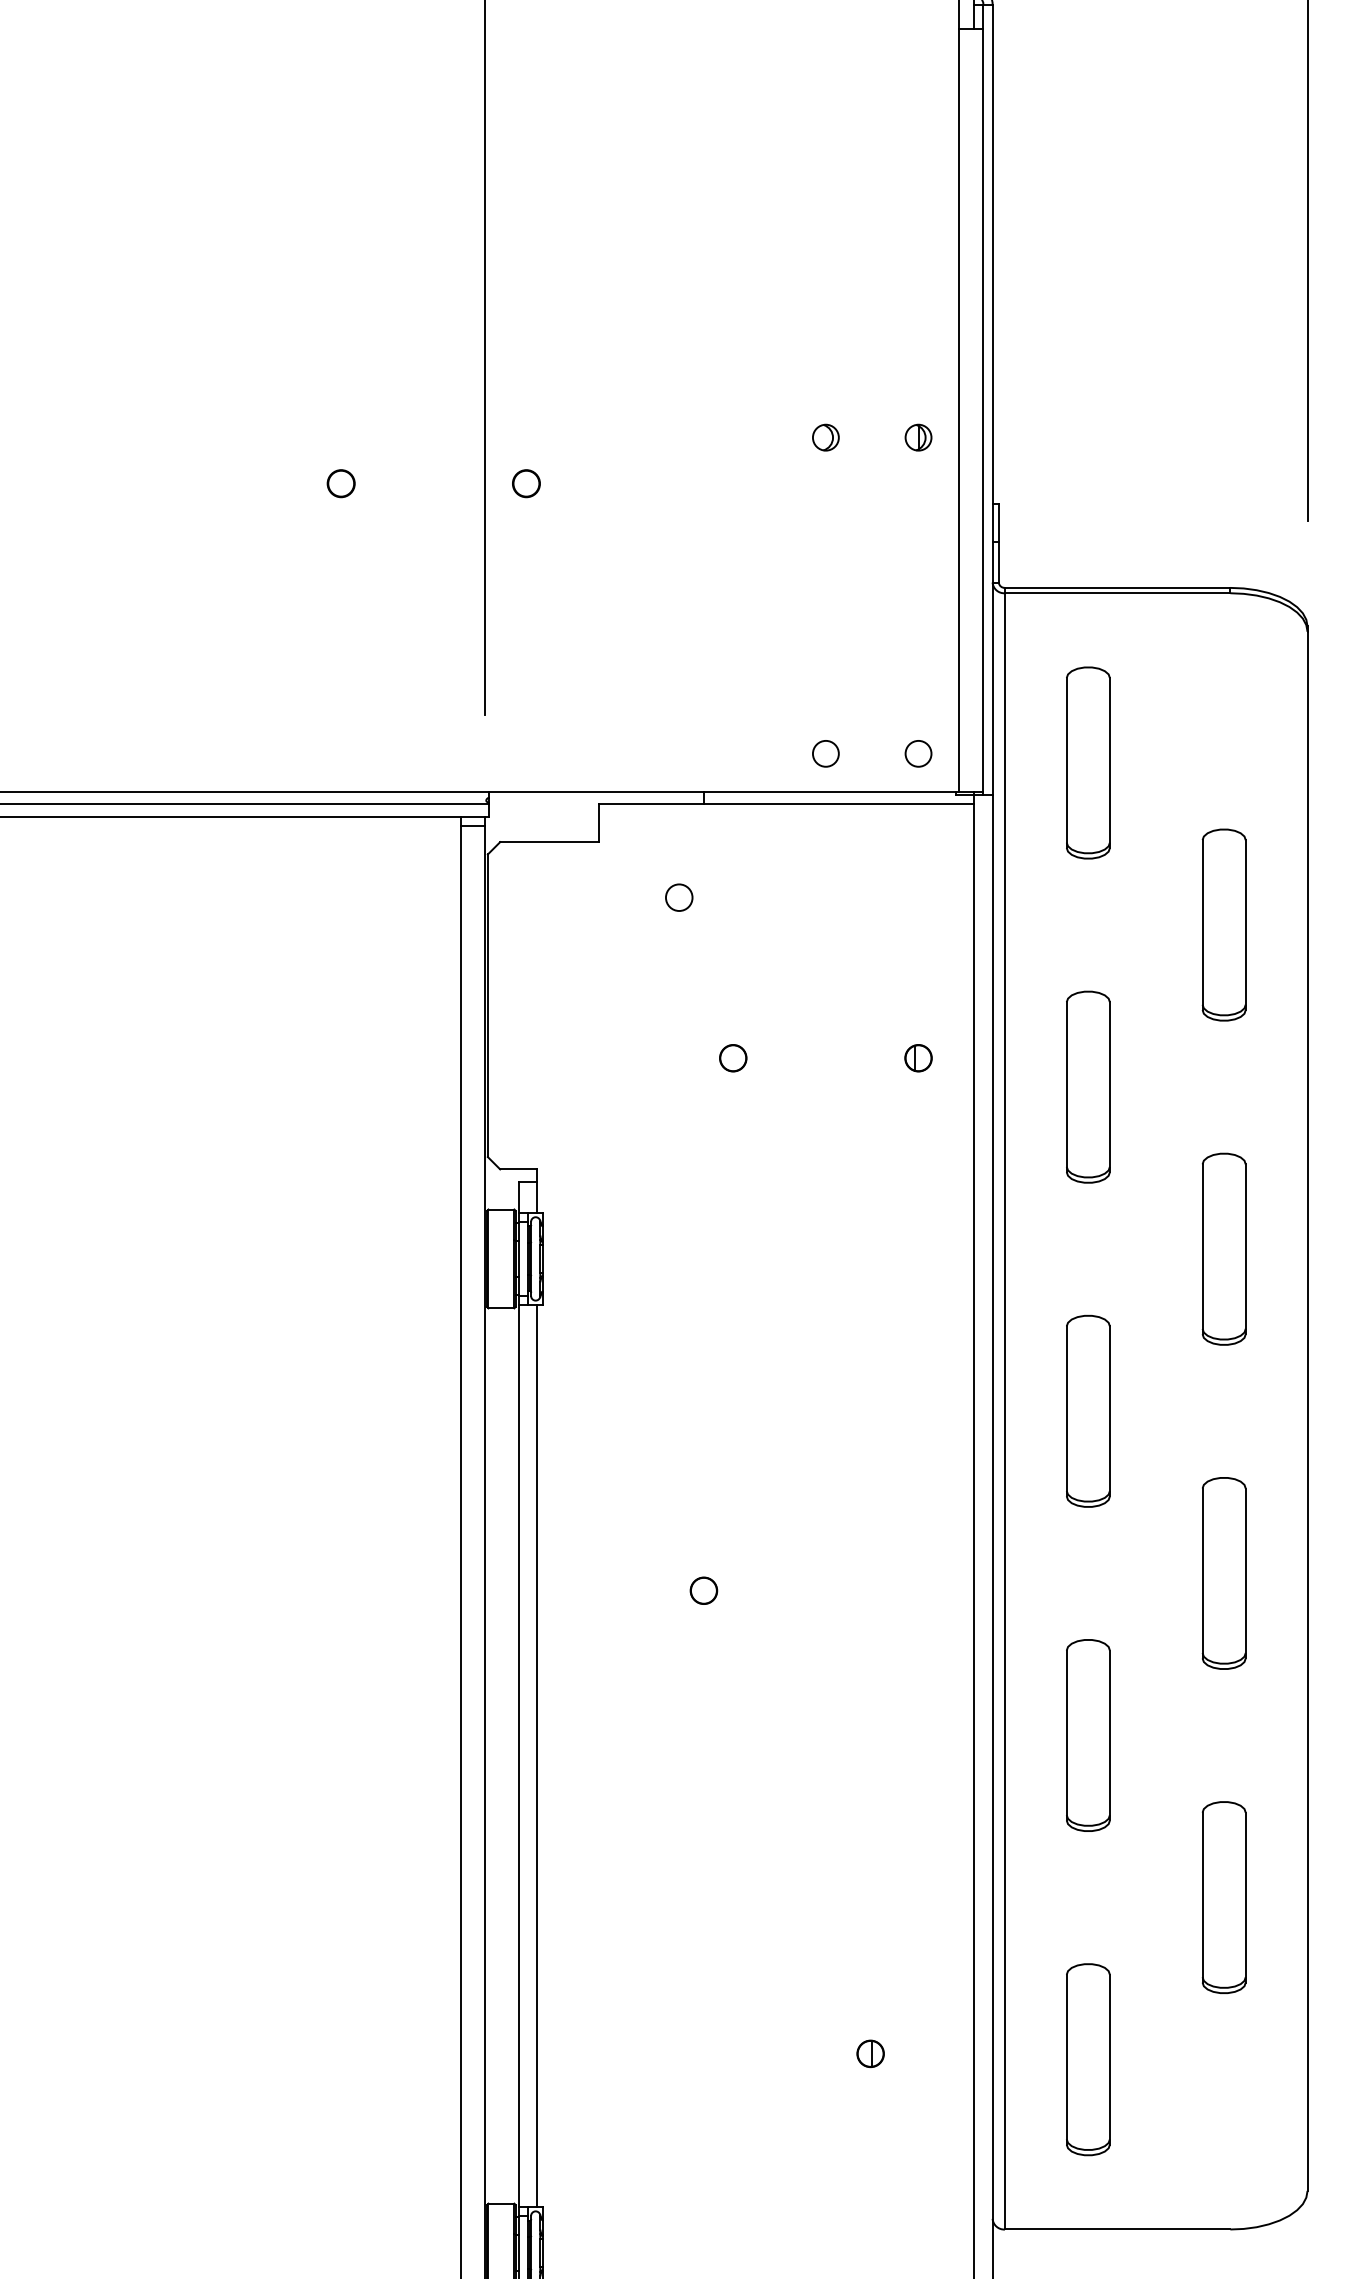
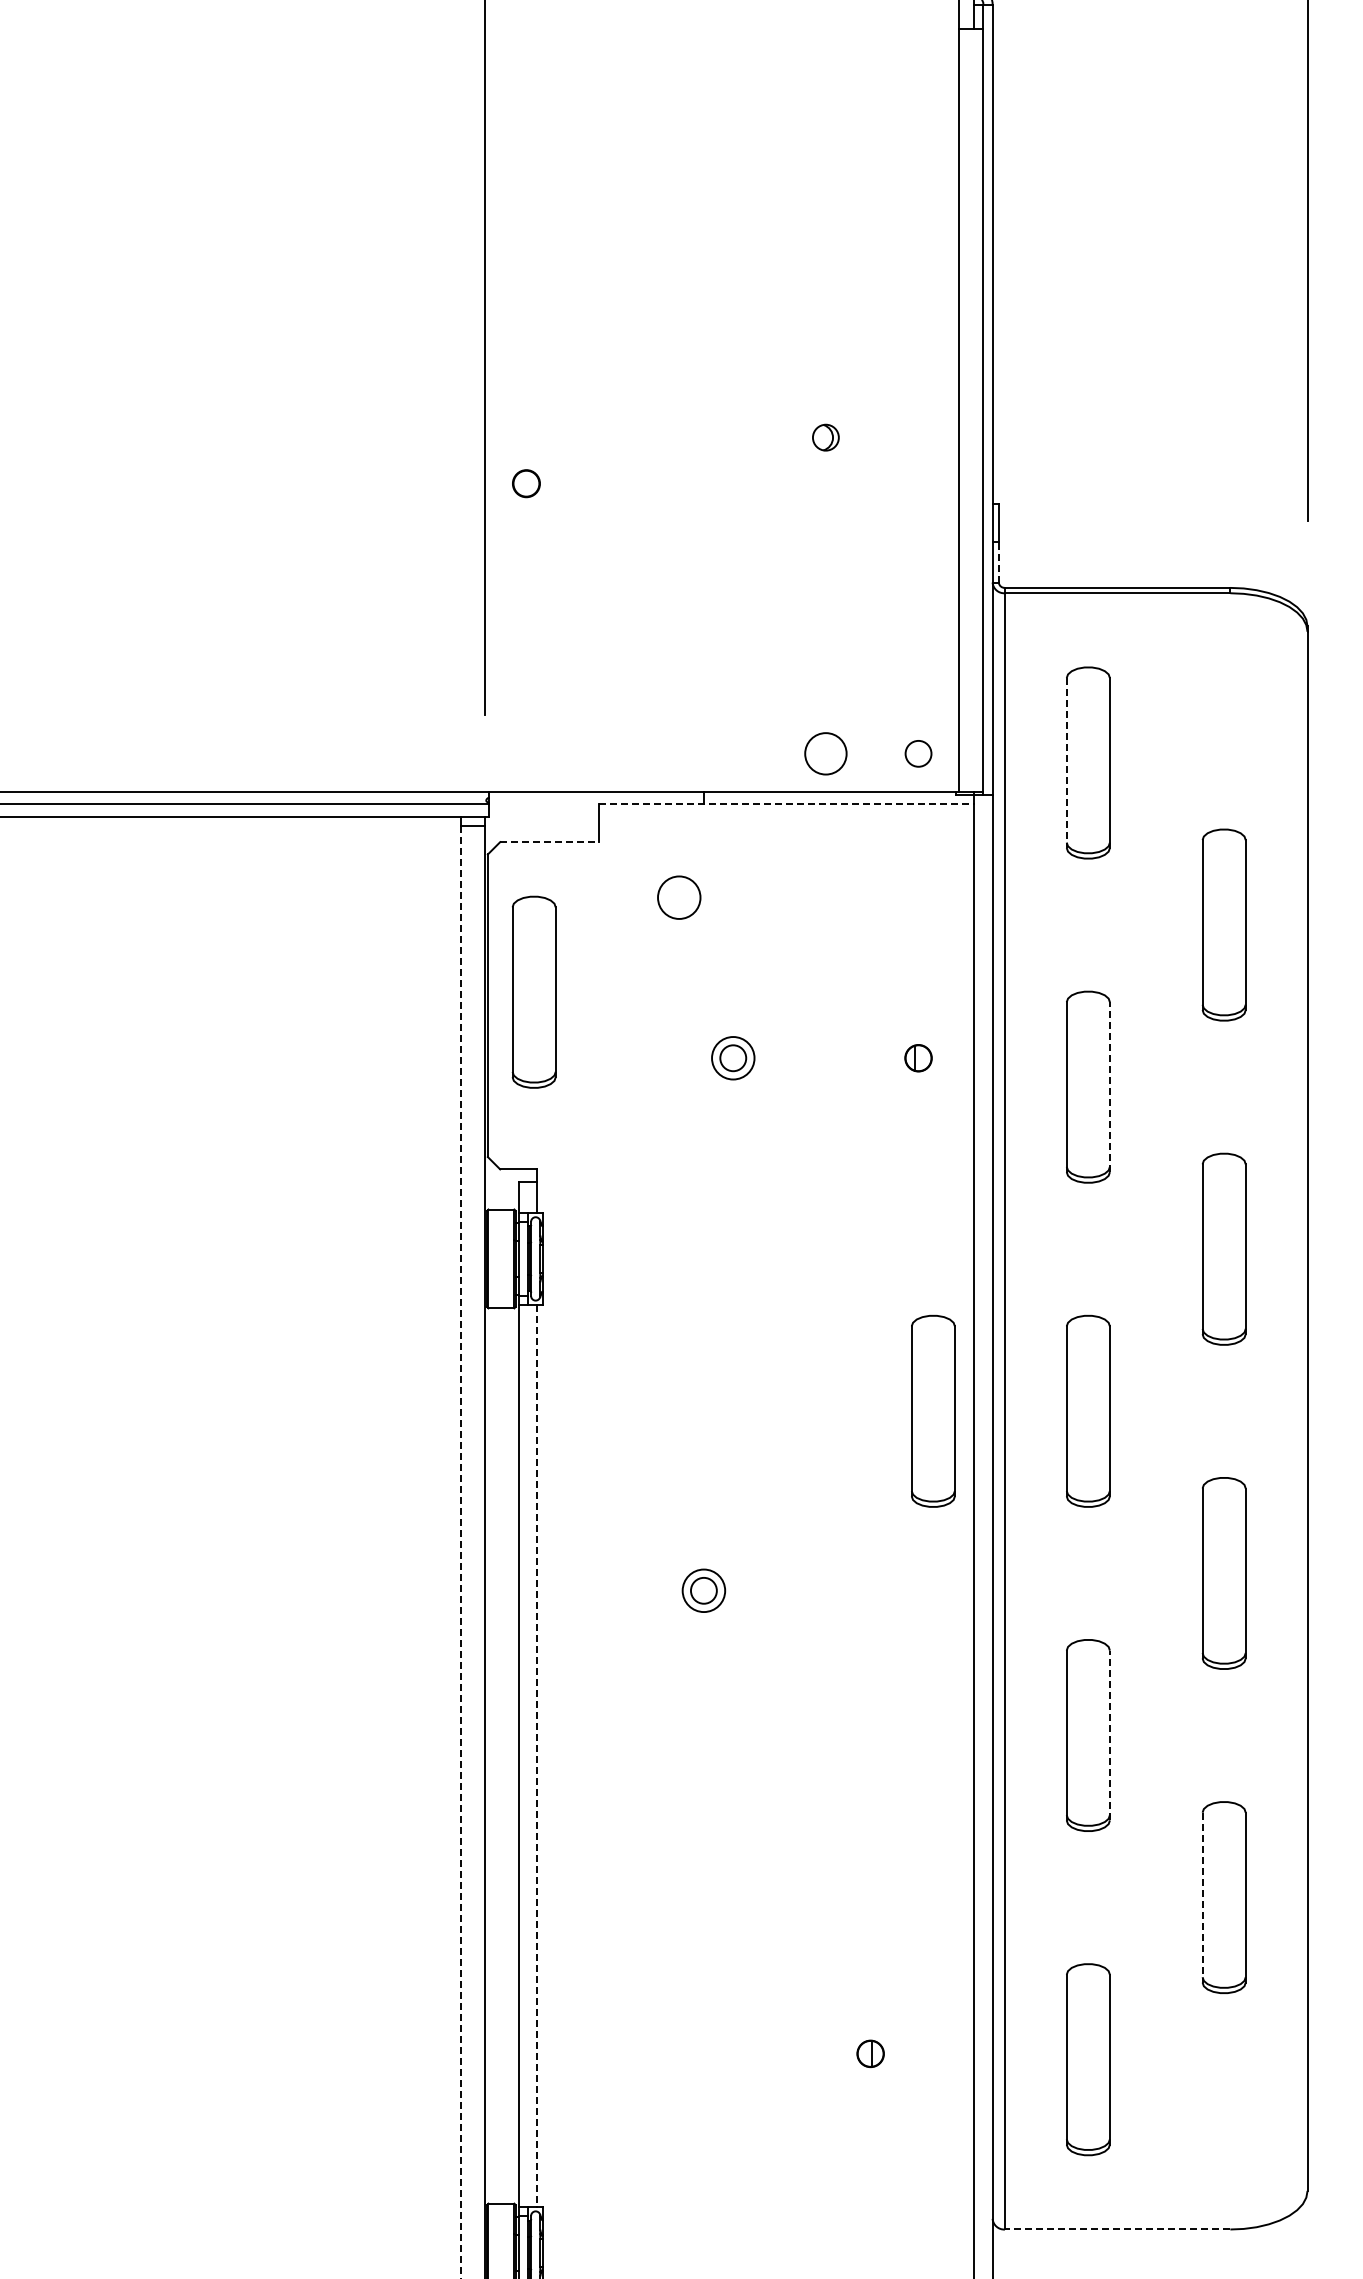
part: present -> none (918, 437)
circle: present -> none (340, 483)
line: solid -> dashed (998, 562)
circle diameter: 26 px -> 41 px (825, 753)
line: solid -> dashed (1066, 763)
line: solid -> dashed (786, 803)
line: solid -> dashed (550, 842)
circle diameter: 27 px -> 43 px (679, 897)
part: none -> present (533, 991)
circle diameter: 27 px -> 43 px (733, 1058)
line: solid -> dashed (1109, 1087)
part: none -> present (933, 1410)
line: solid -> dashed (460, 1552)
circle diameter: 27 px -> 43 px (703, 1590)
line: solid -> dashed (1109, 1735)
line: solid -> dashed (537, 1755)
line: solid -> dashed (1202, 1897)
line: solid -> dashed (1117, 2229)
